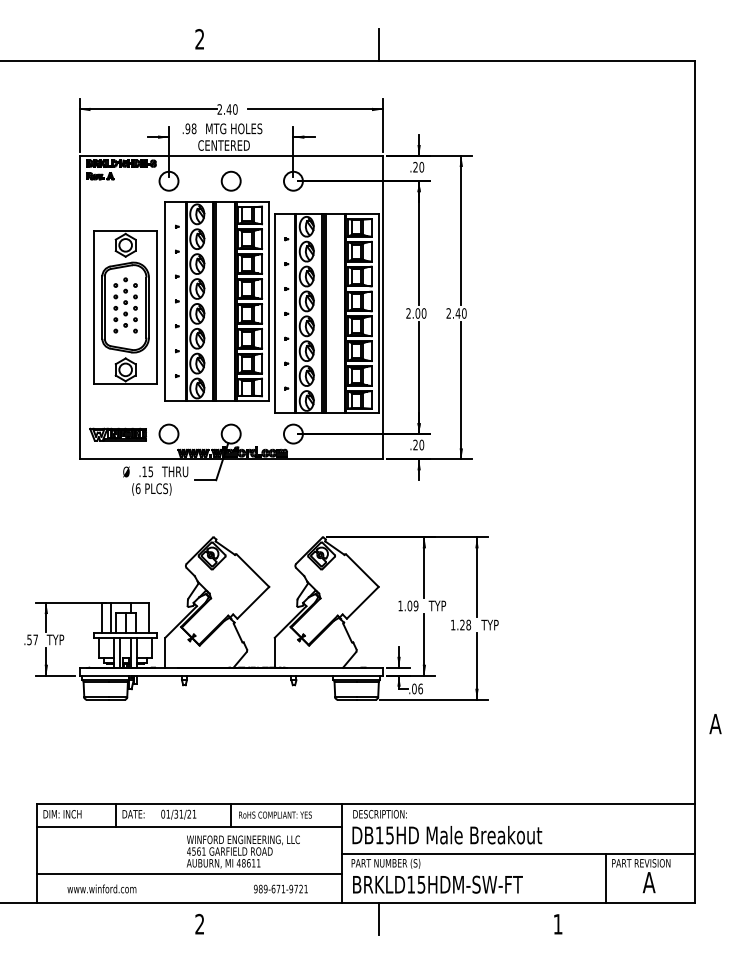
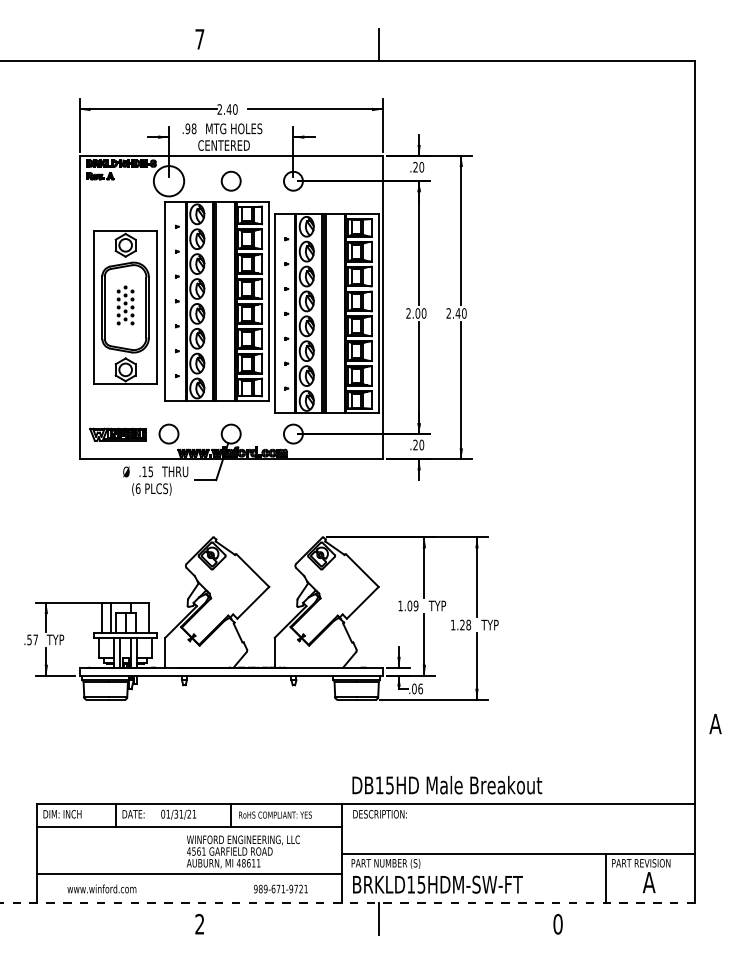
text: 2 -> 7 (199, 39)
circle diameter: 19 px -> 30 px (168, 181)
part size: 25x57 px -> 19x41 px (125, 305)
text position: (447, 835) -> (447, 785) (447, 785)
line: solid -> dashed (347, 903)
text: 1 -> 0 (557, 924)
